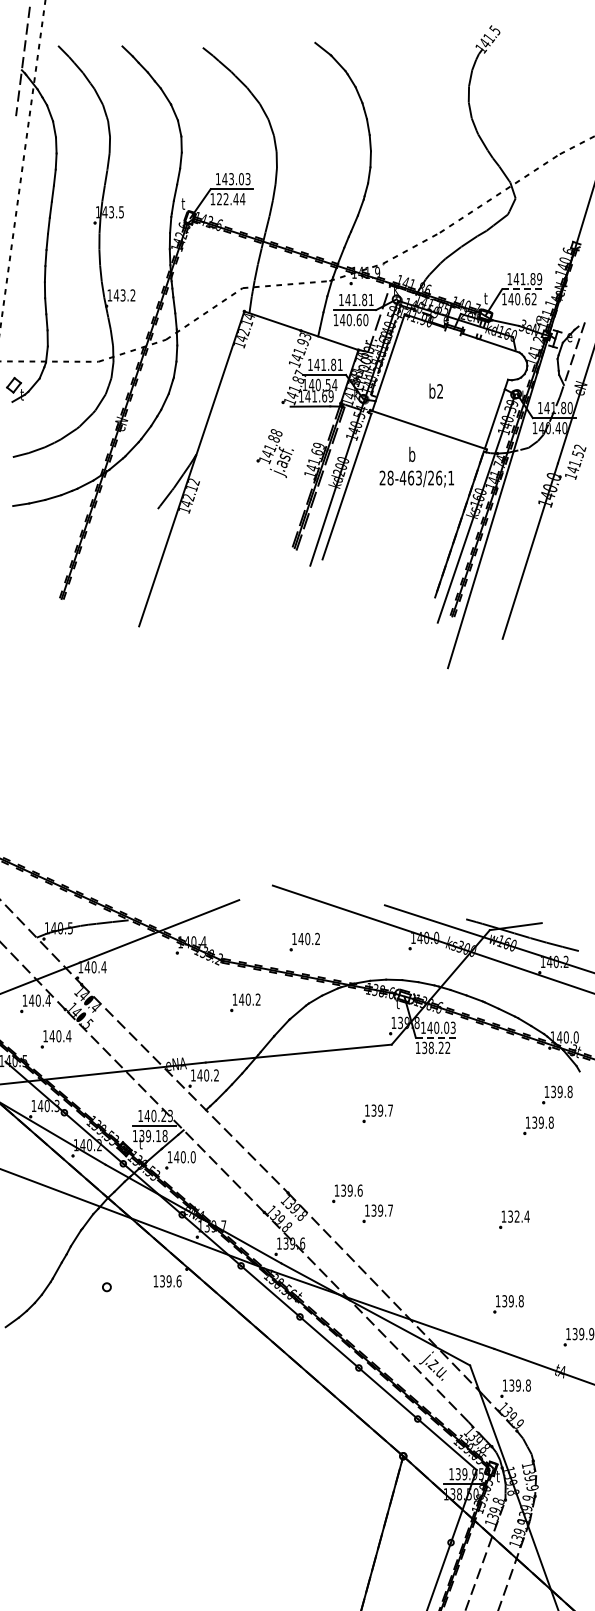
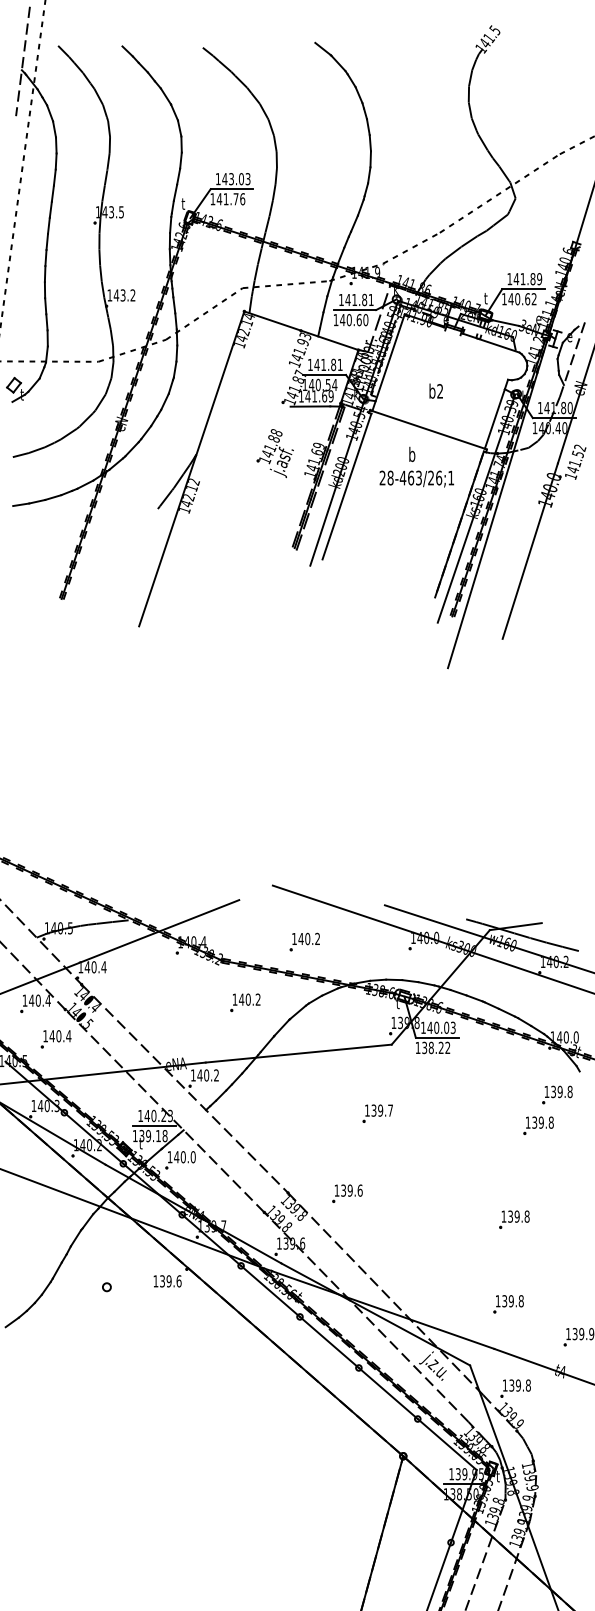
text: 122.44 -> 141.76 (230, 199)
line: dashed -> solid (523, 289)
line: dashed -> solid (437, 1037)
part: present -> none (377, 1213)
text: 132.4 -> 139.8 (521, 1216)
